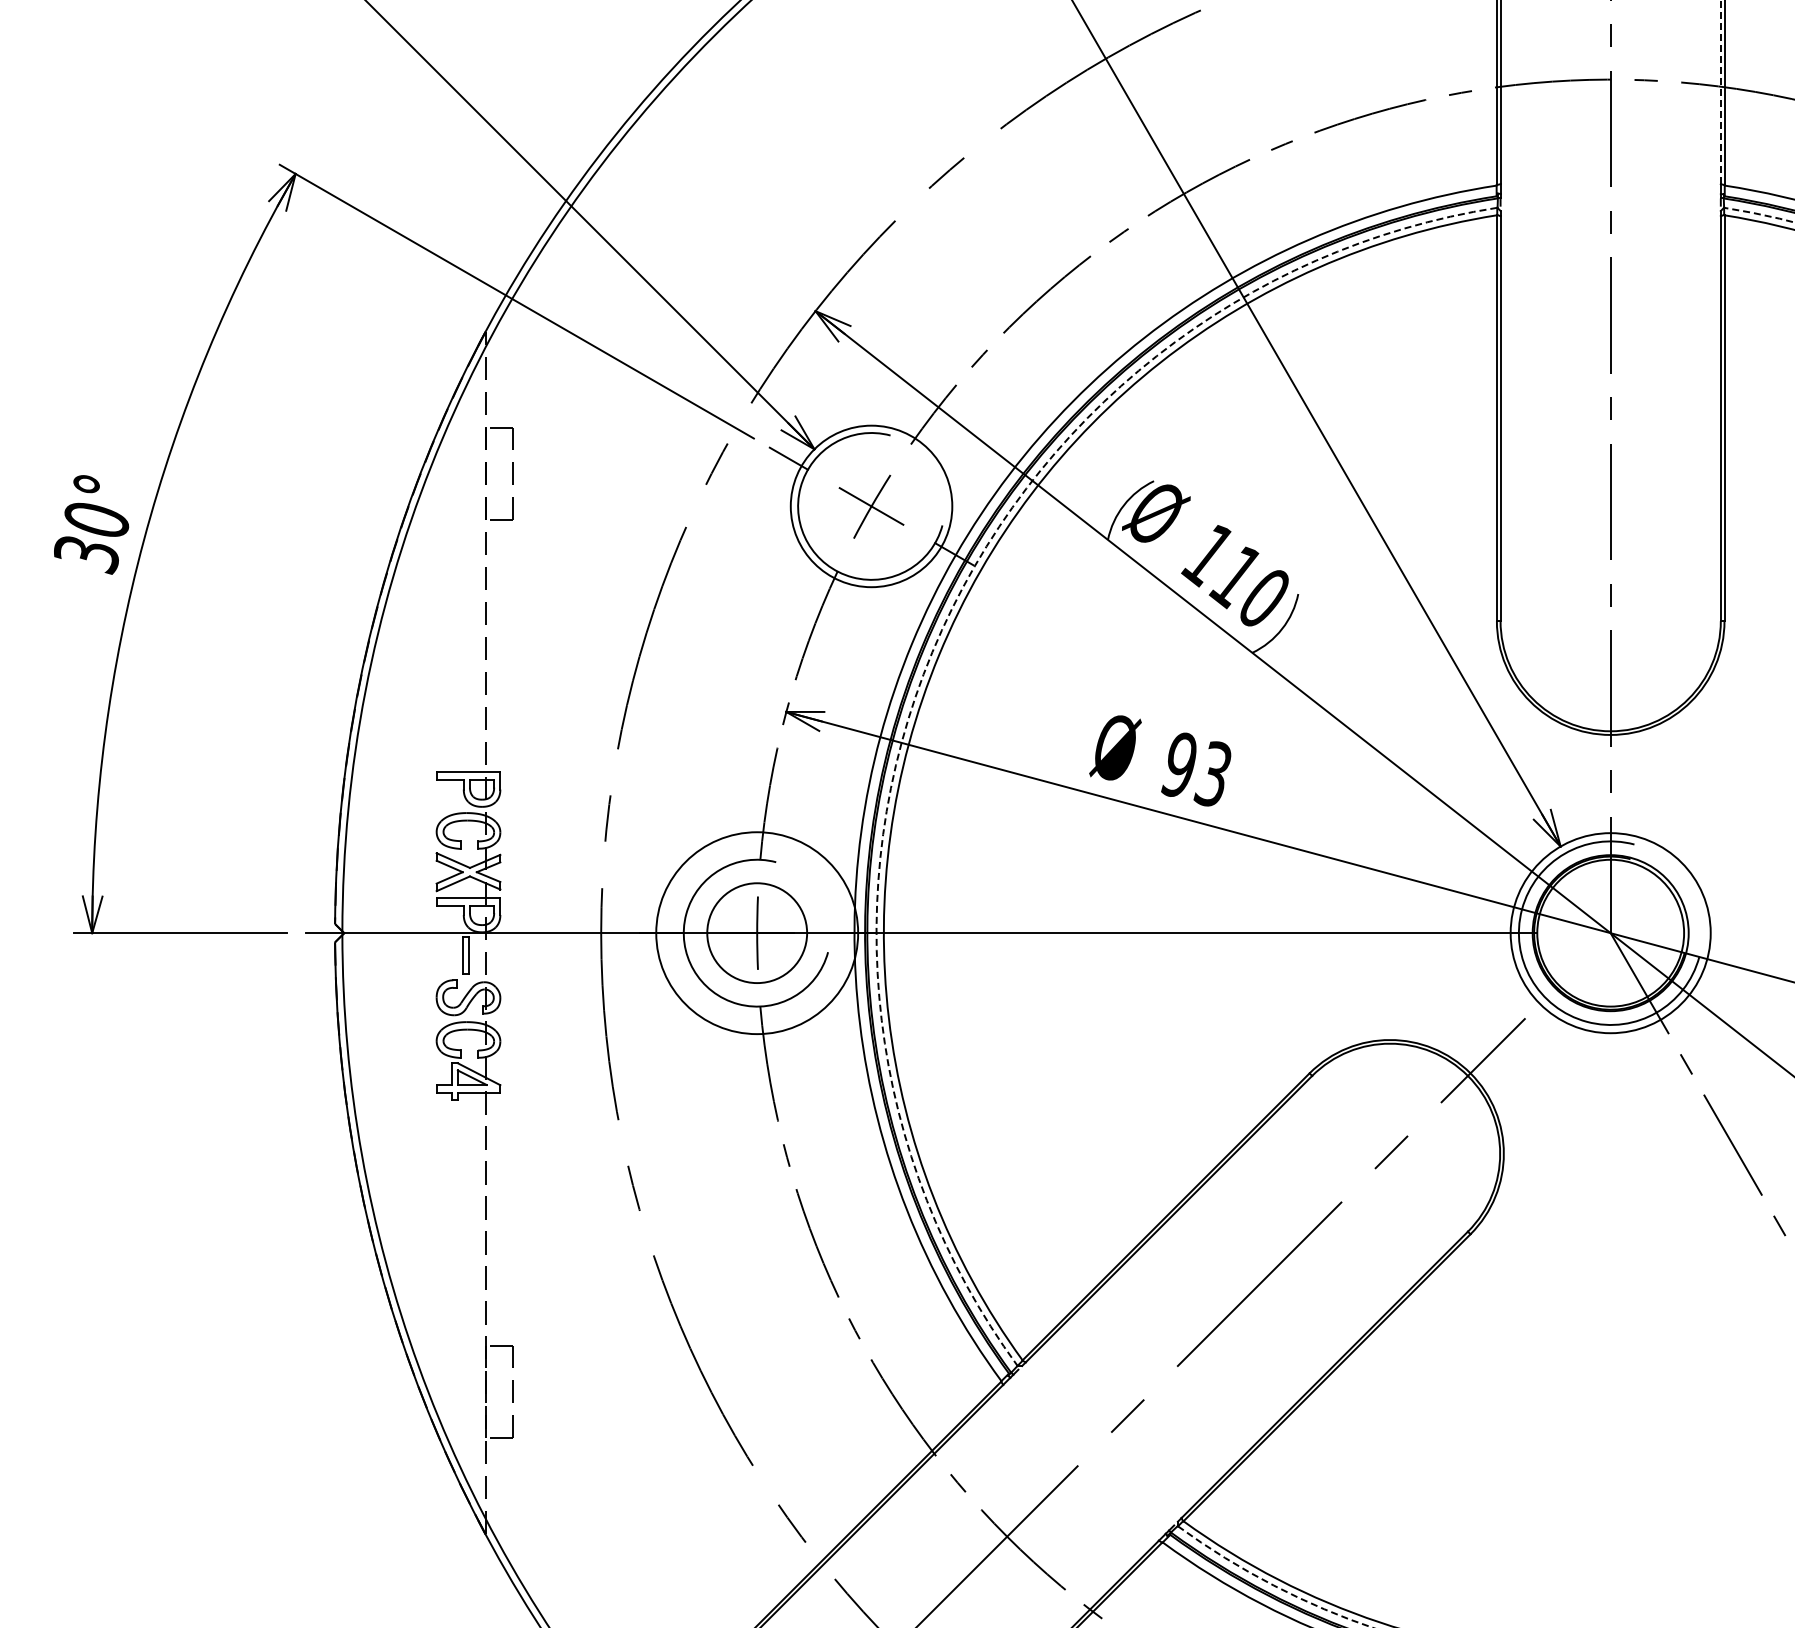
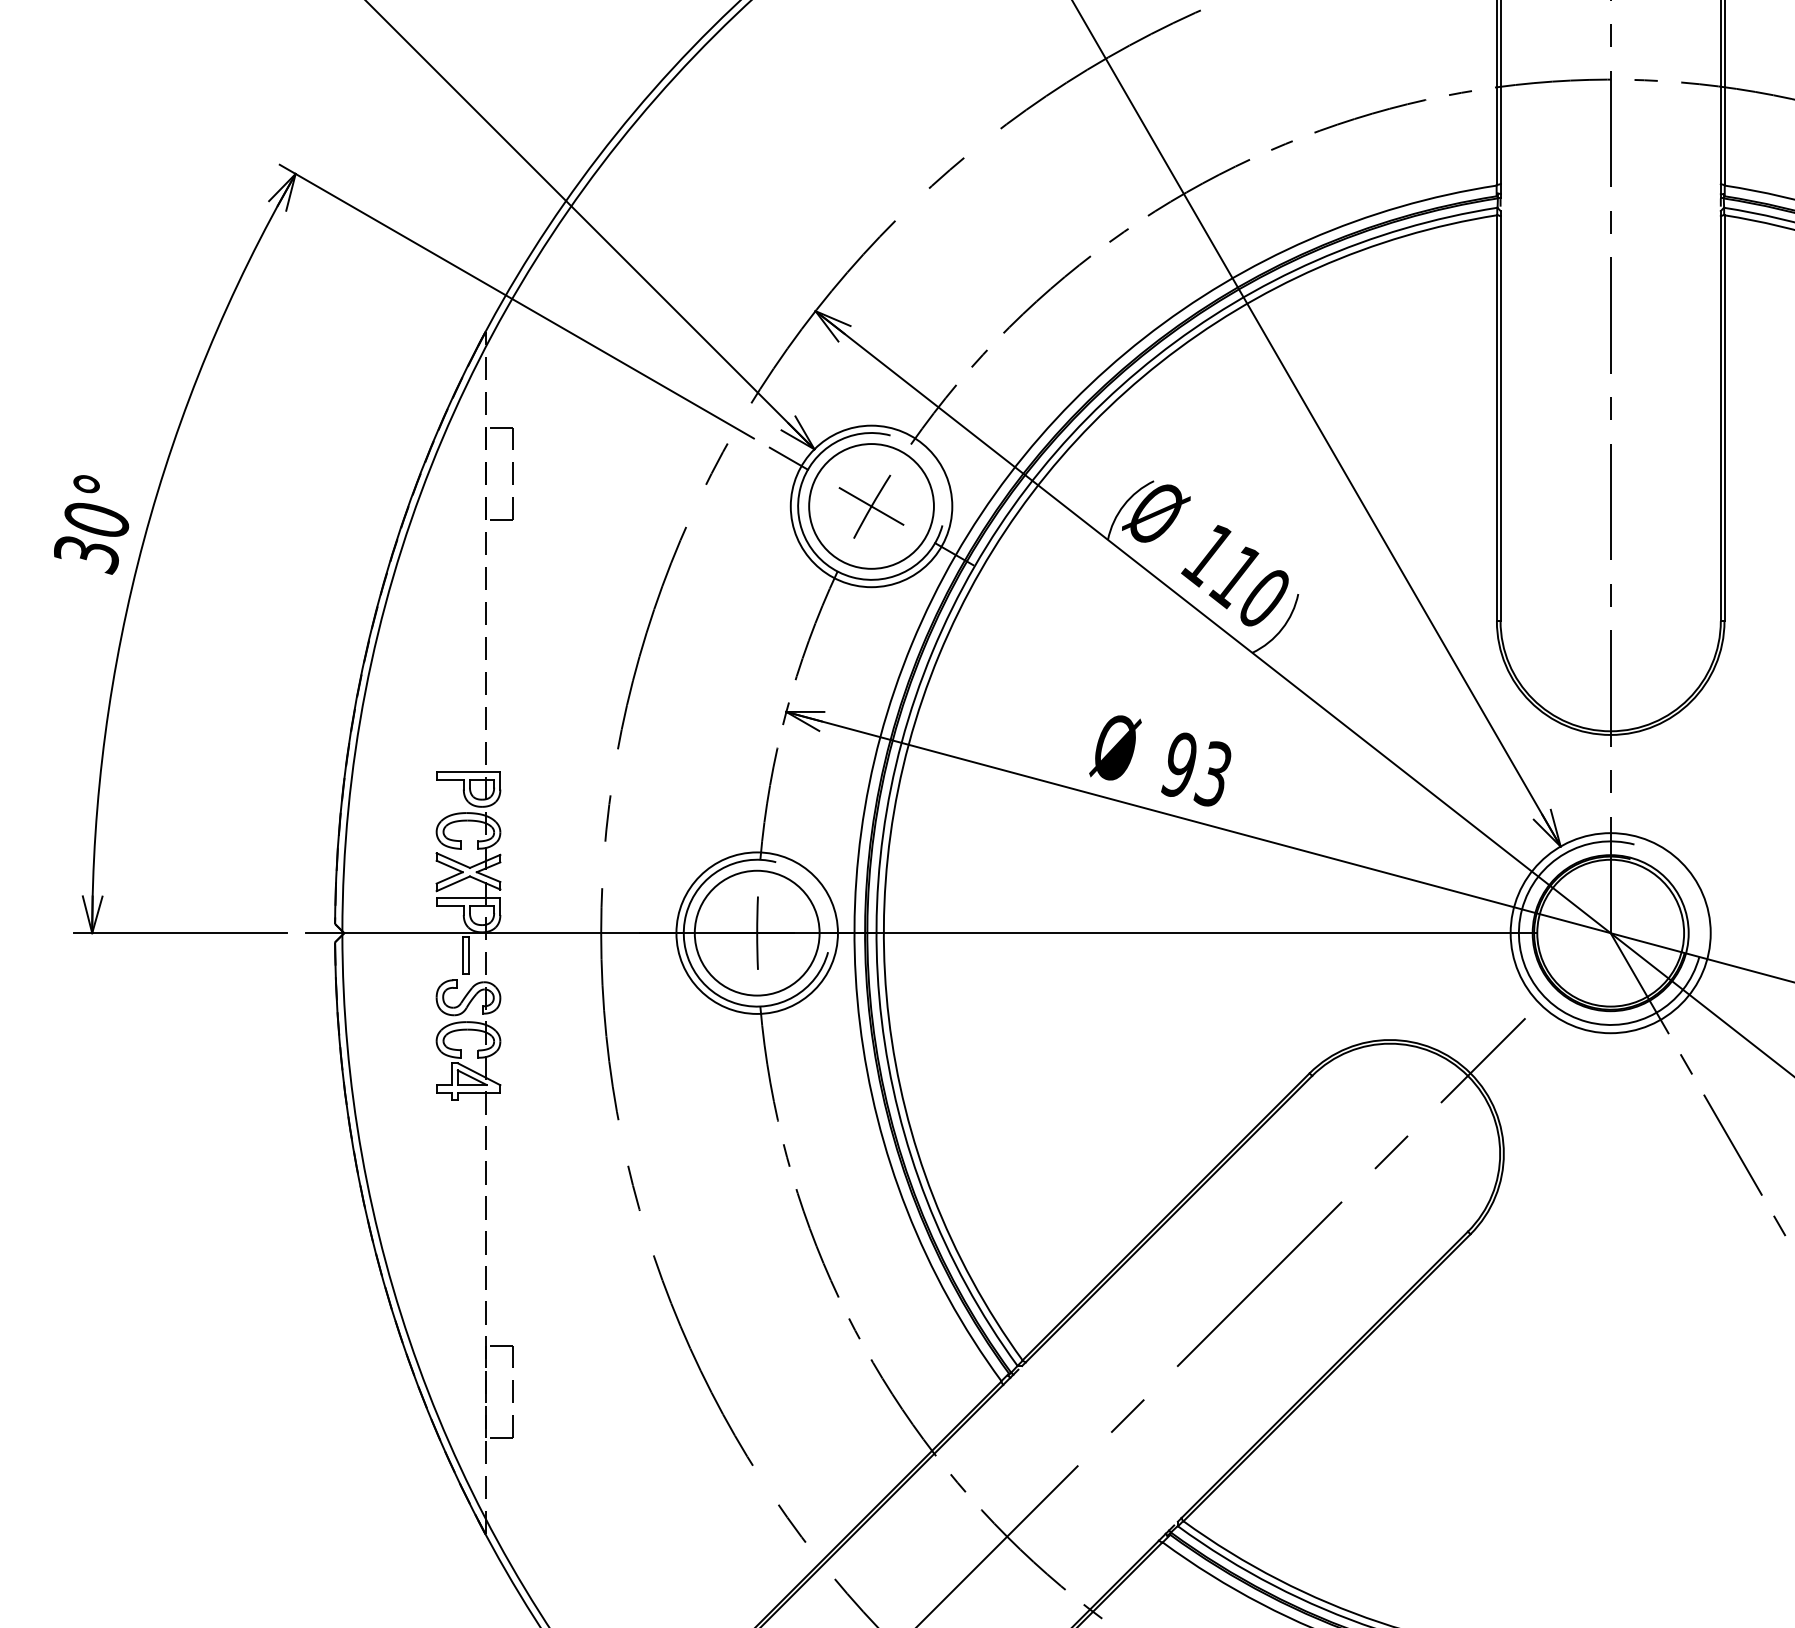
line: dashed -> solid (1720, 92)
circle: none -> present (871, 506)
arc: dashed -> solid (932, 652)
circle diameter: 100 px -> 125 px (756, 932)
circle diameter: 202 px -> 162 px (756, 932)
arc: dashed -> solid (1303, 1599)
